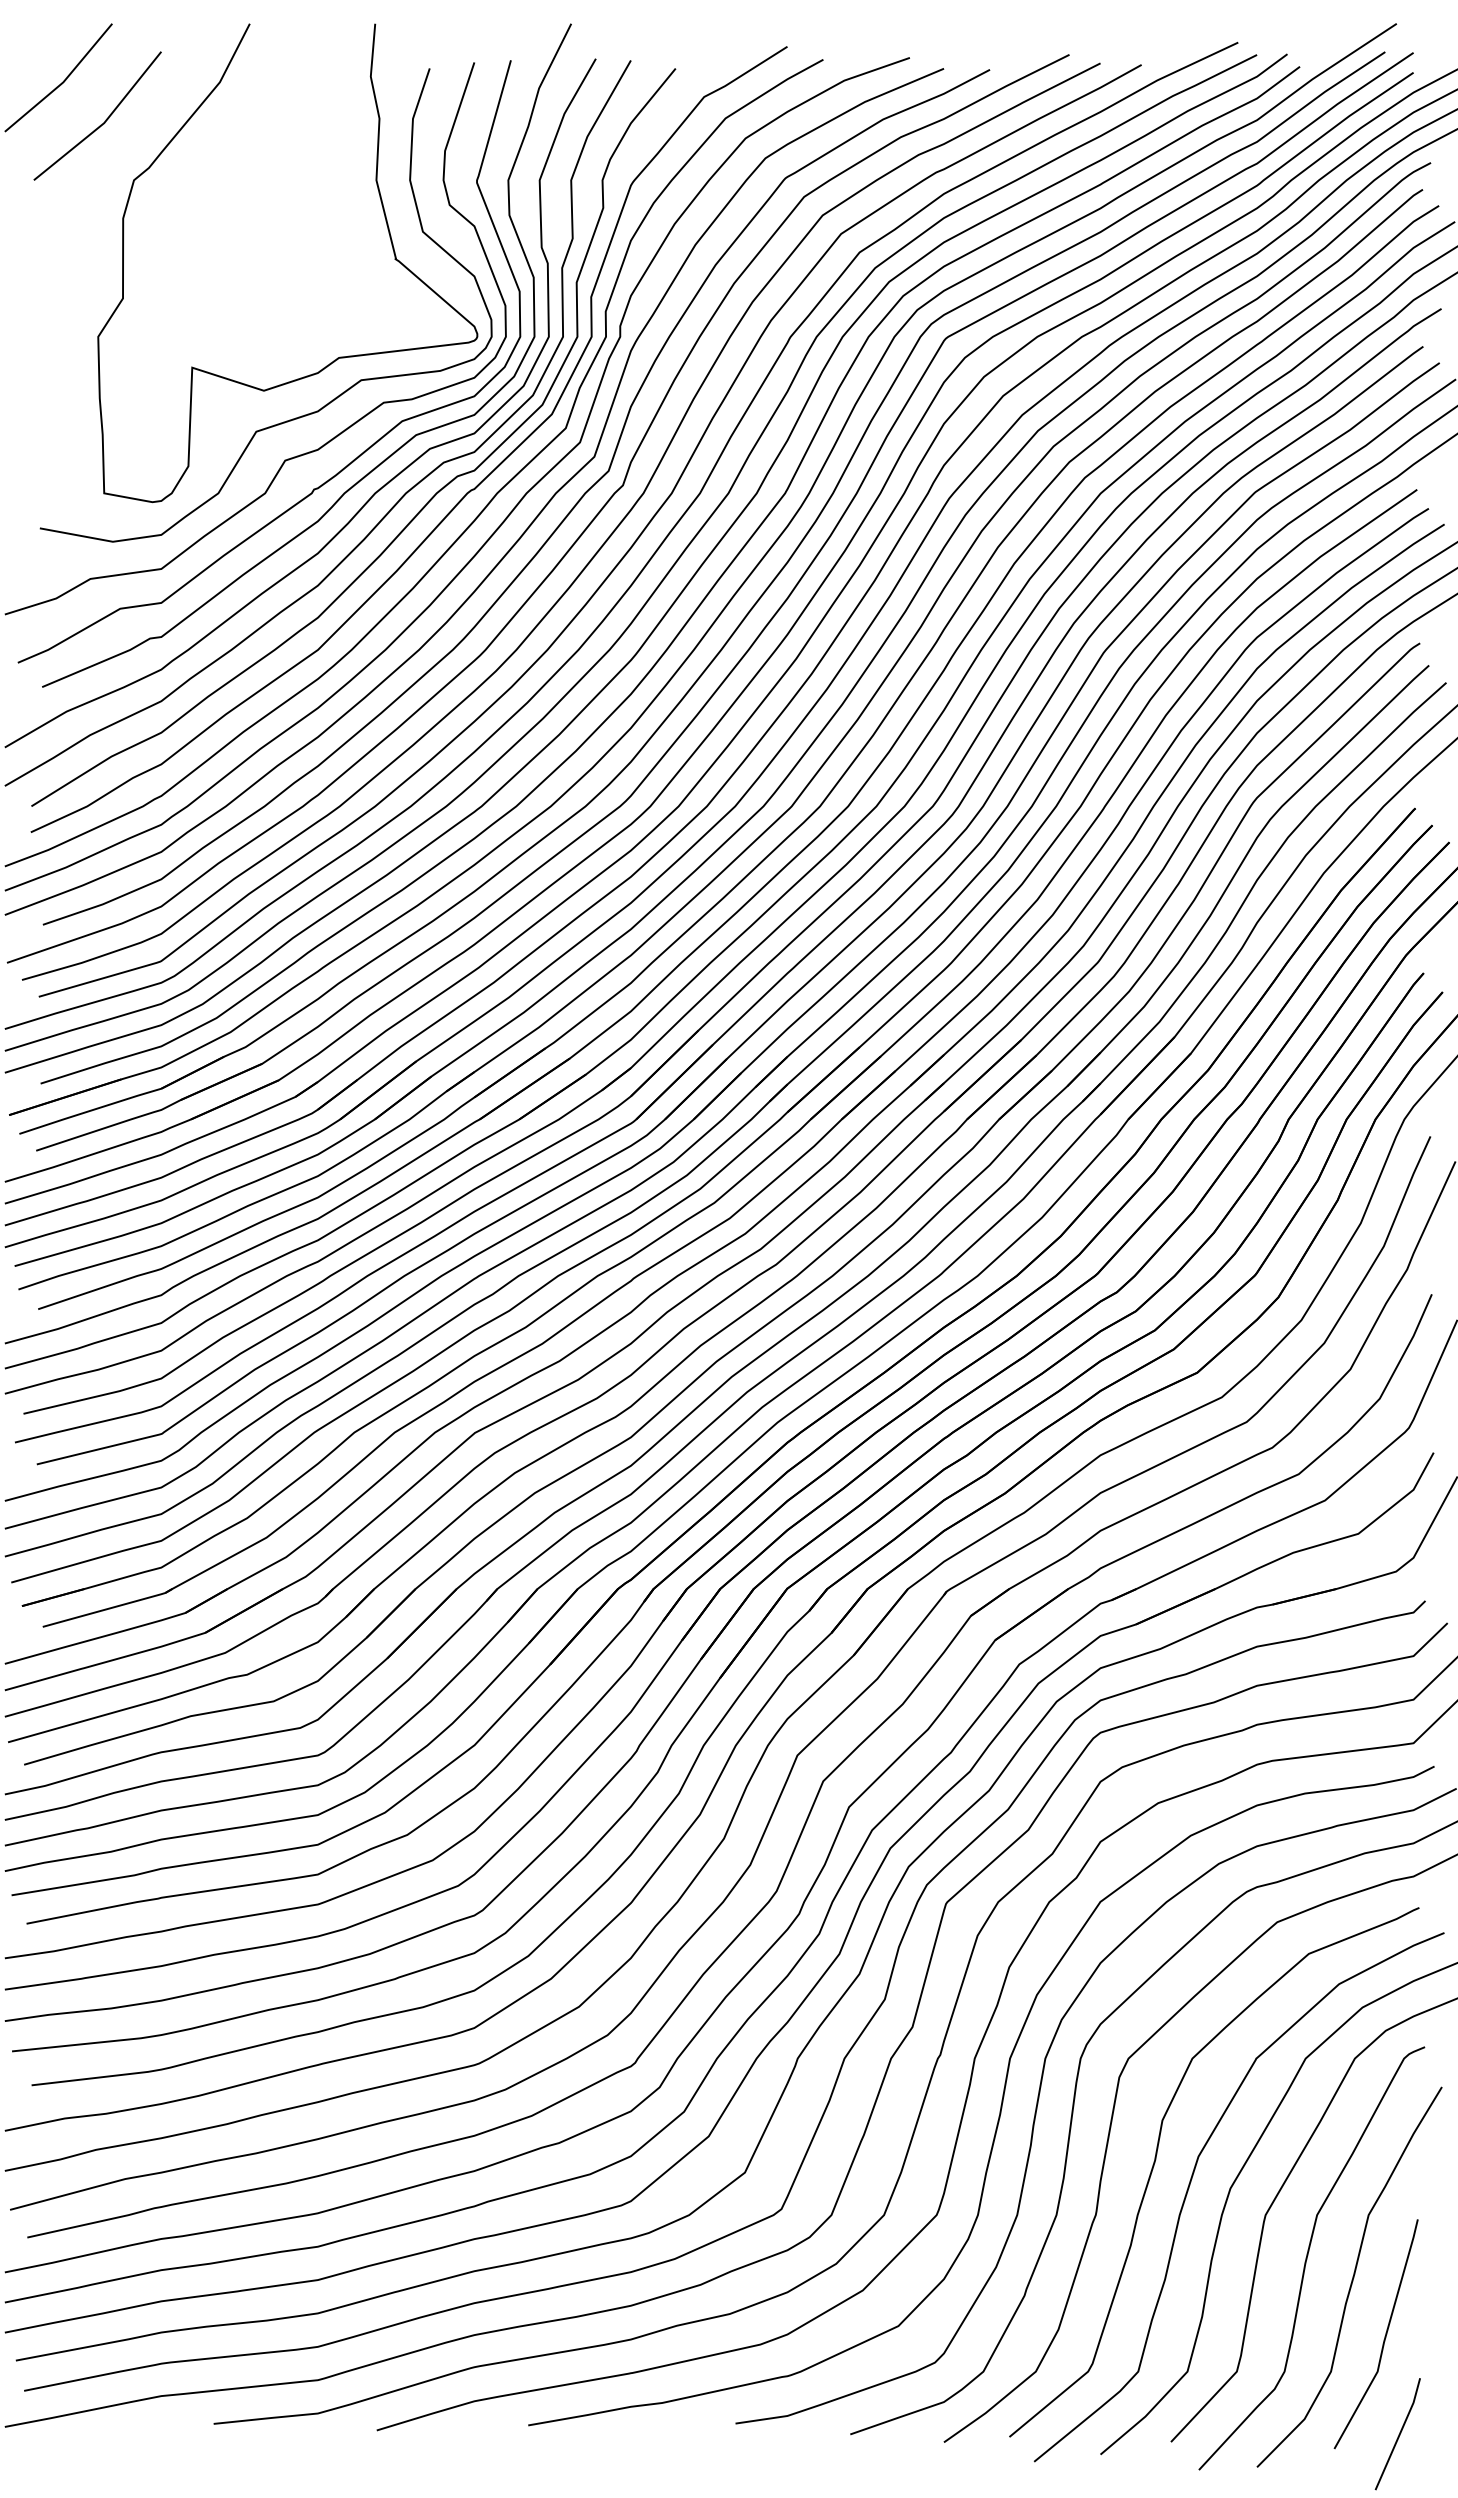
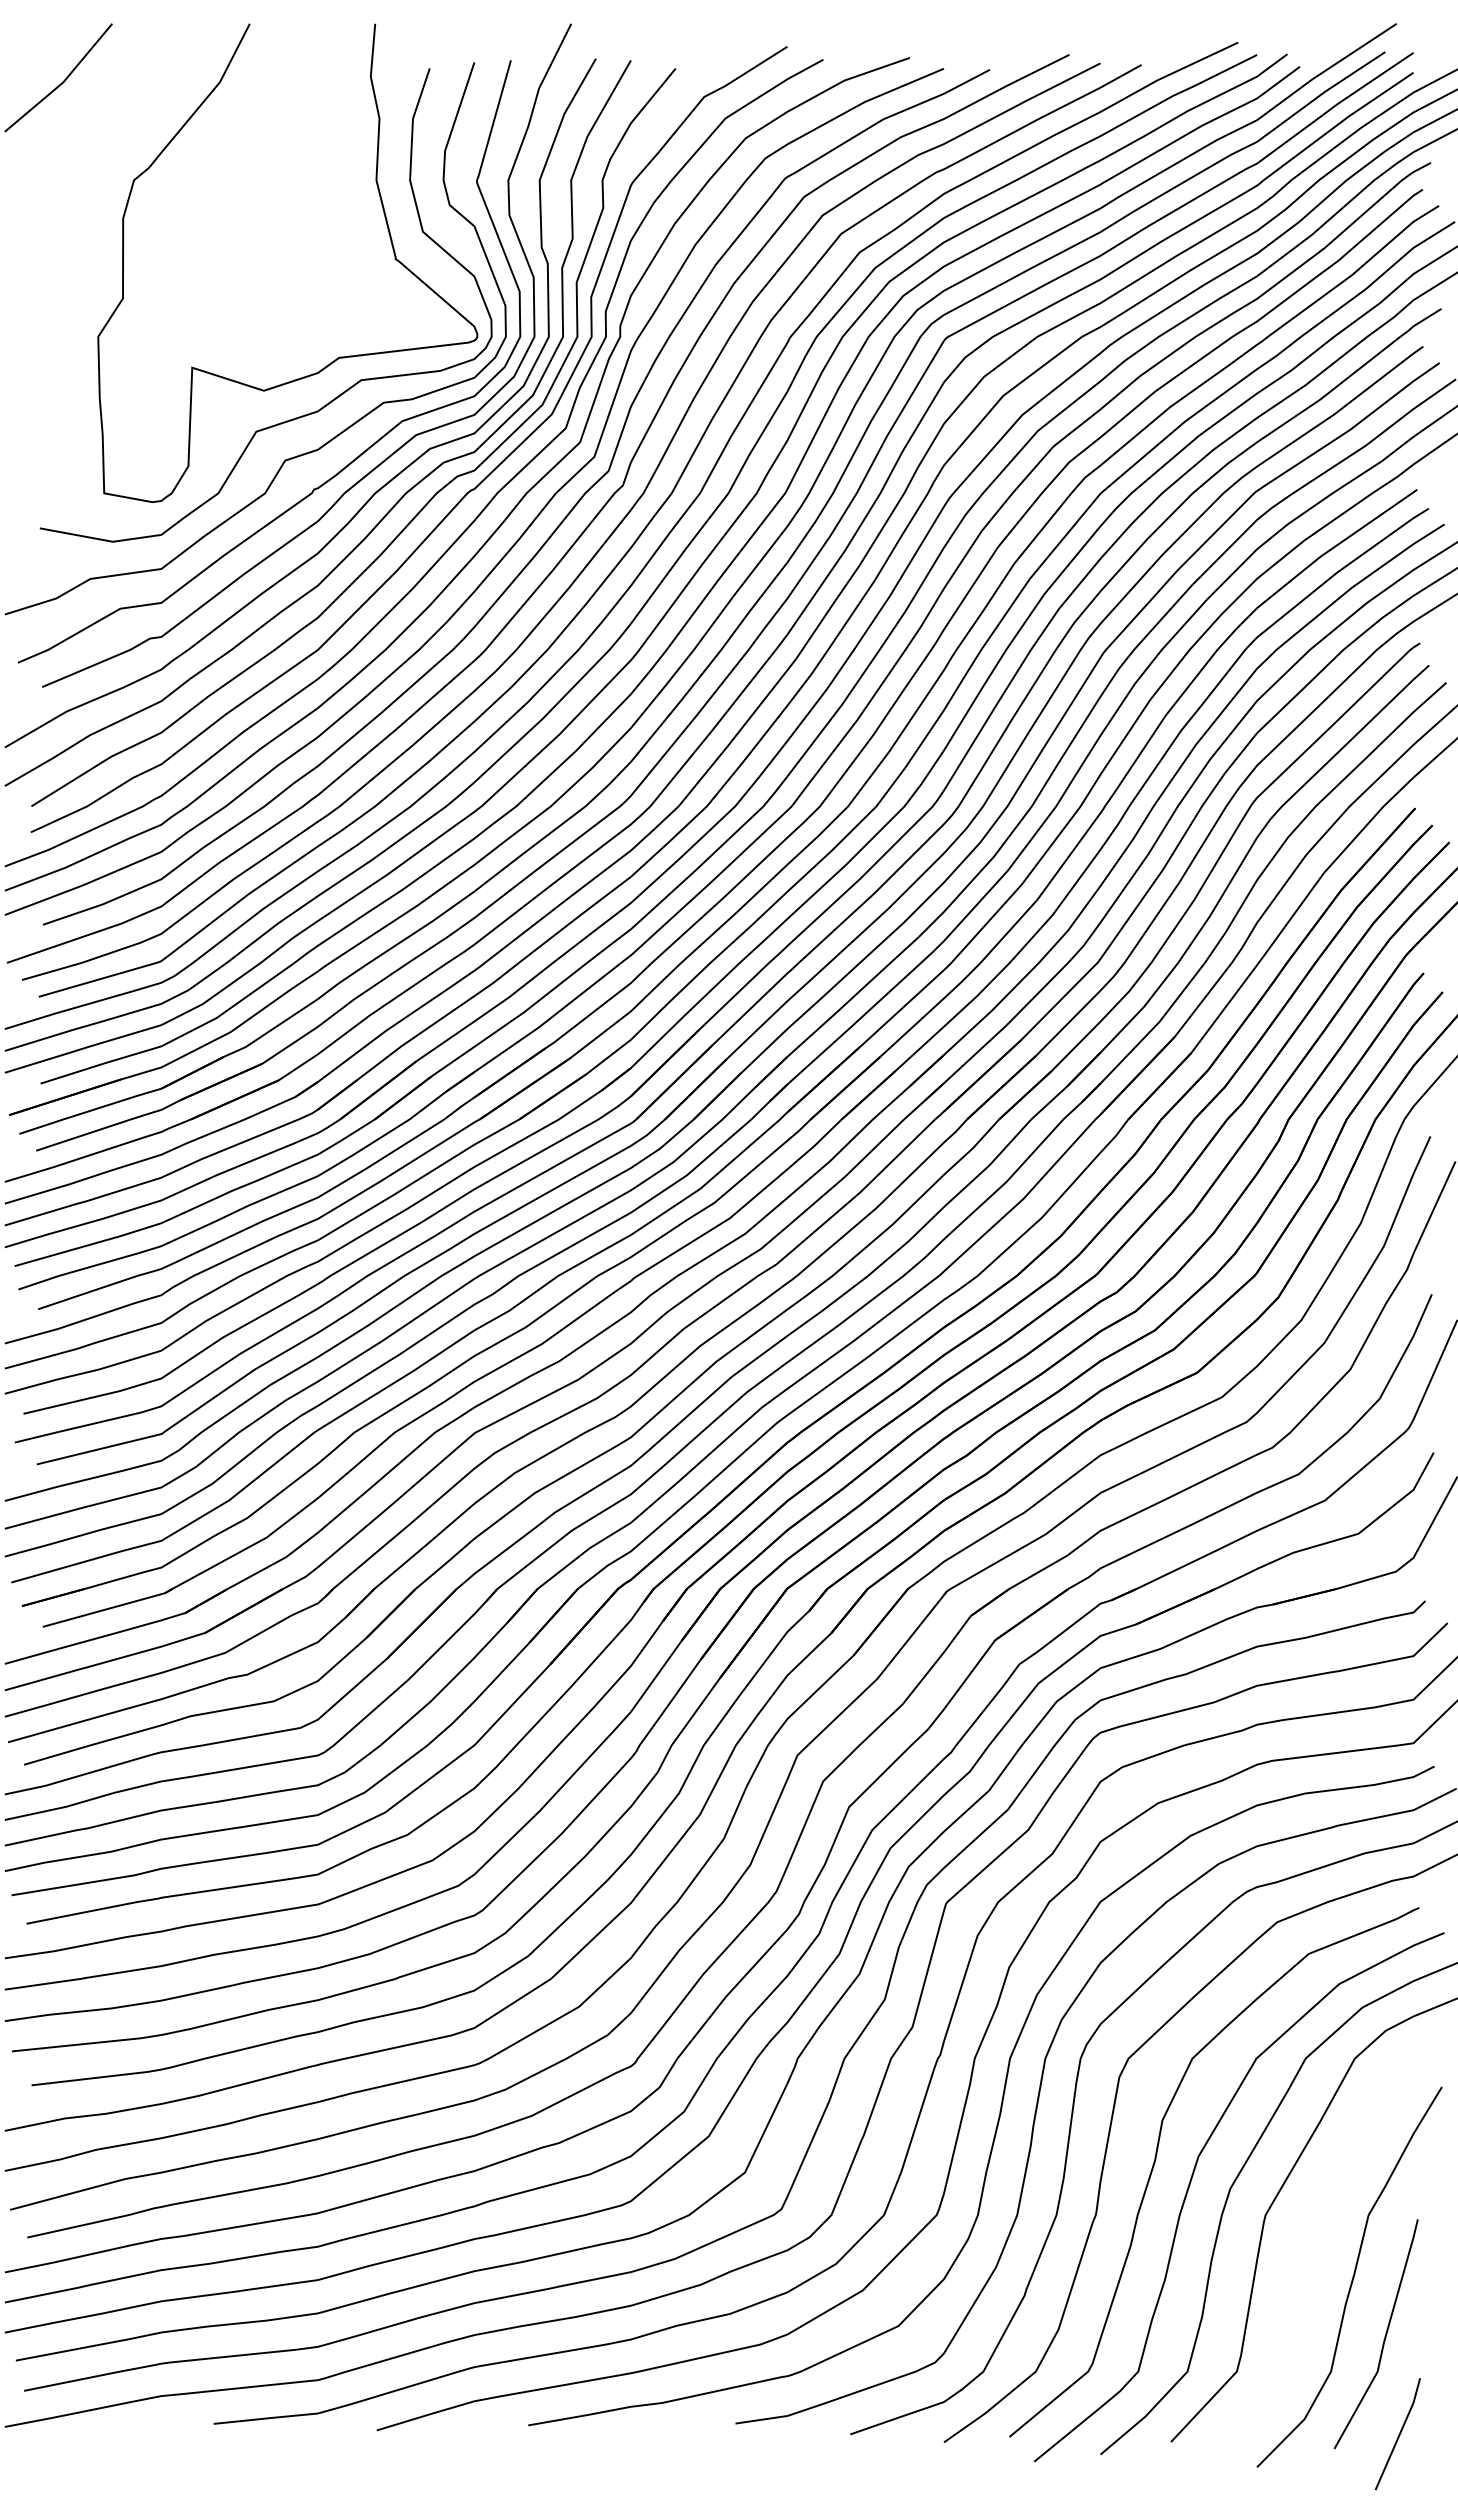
line: present -> none (105, 119)
curve: present -> none (1307, 2258)
